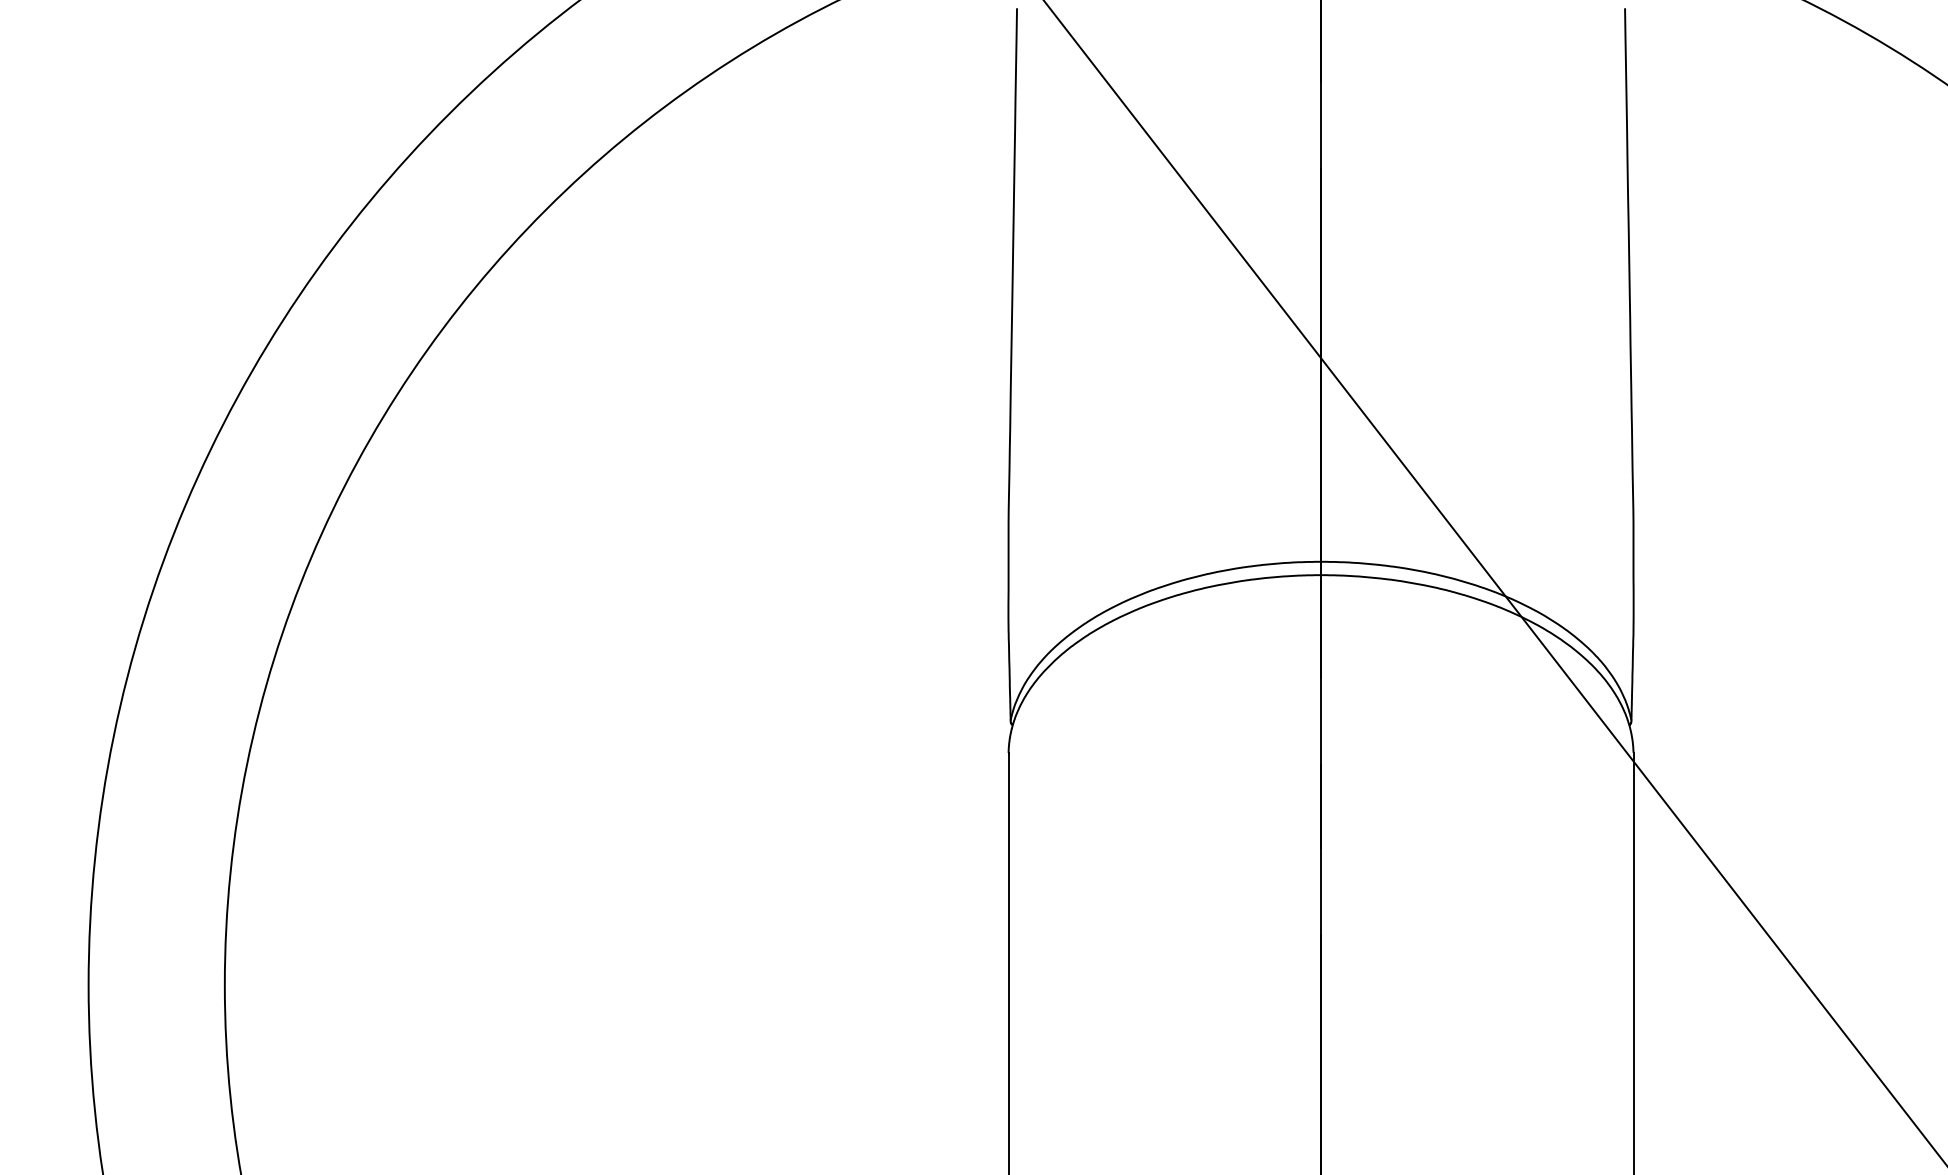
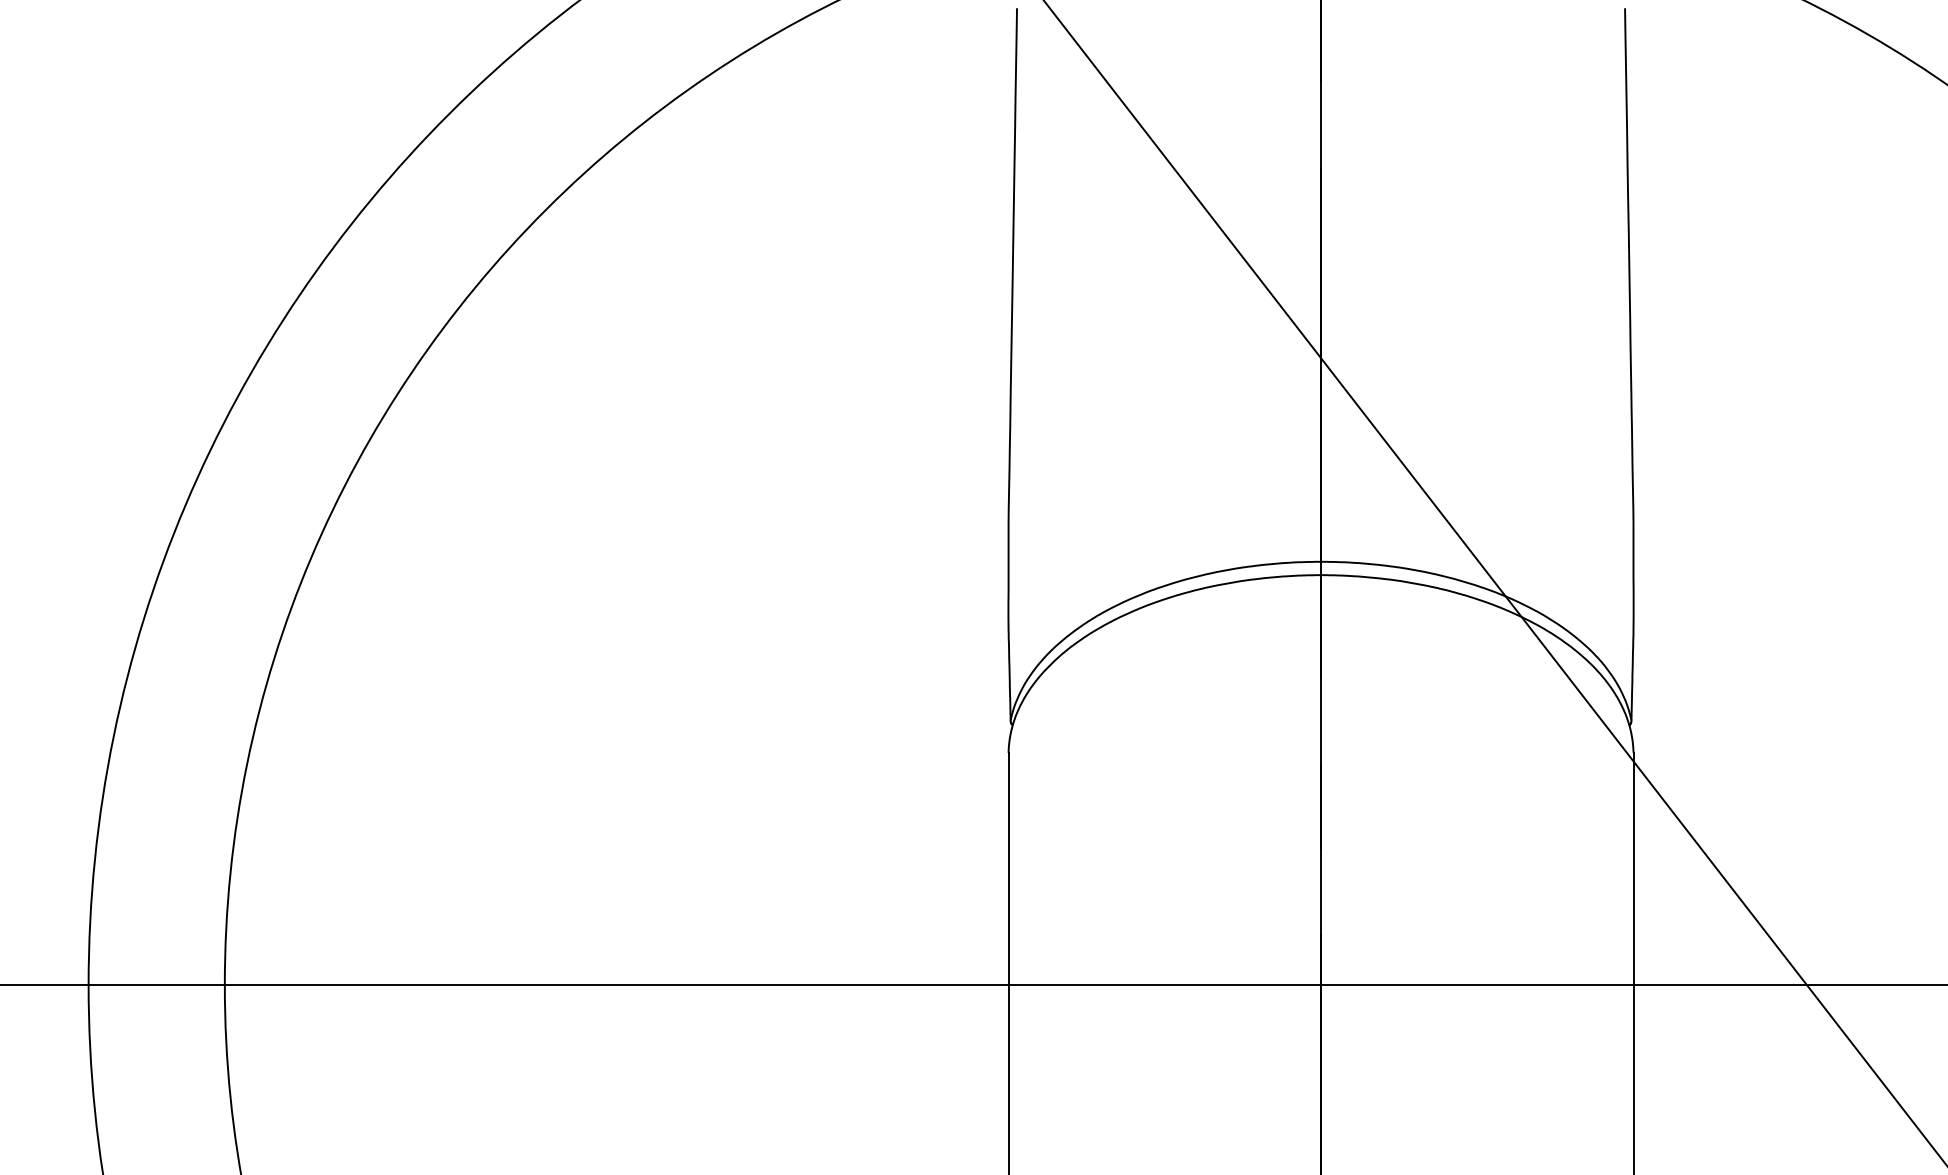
line: none -> present (973, 985)
